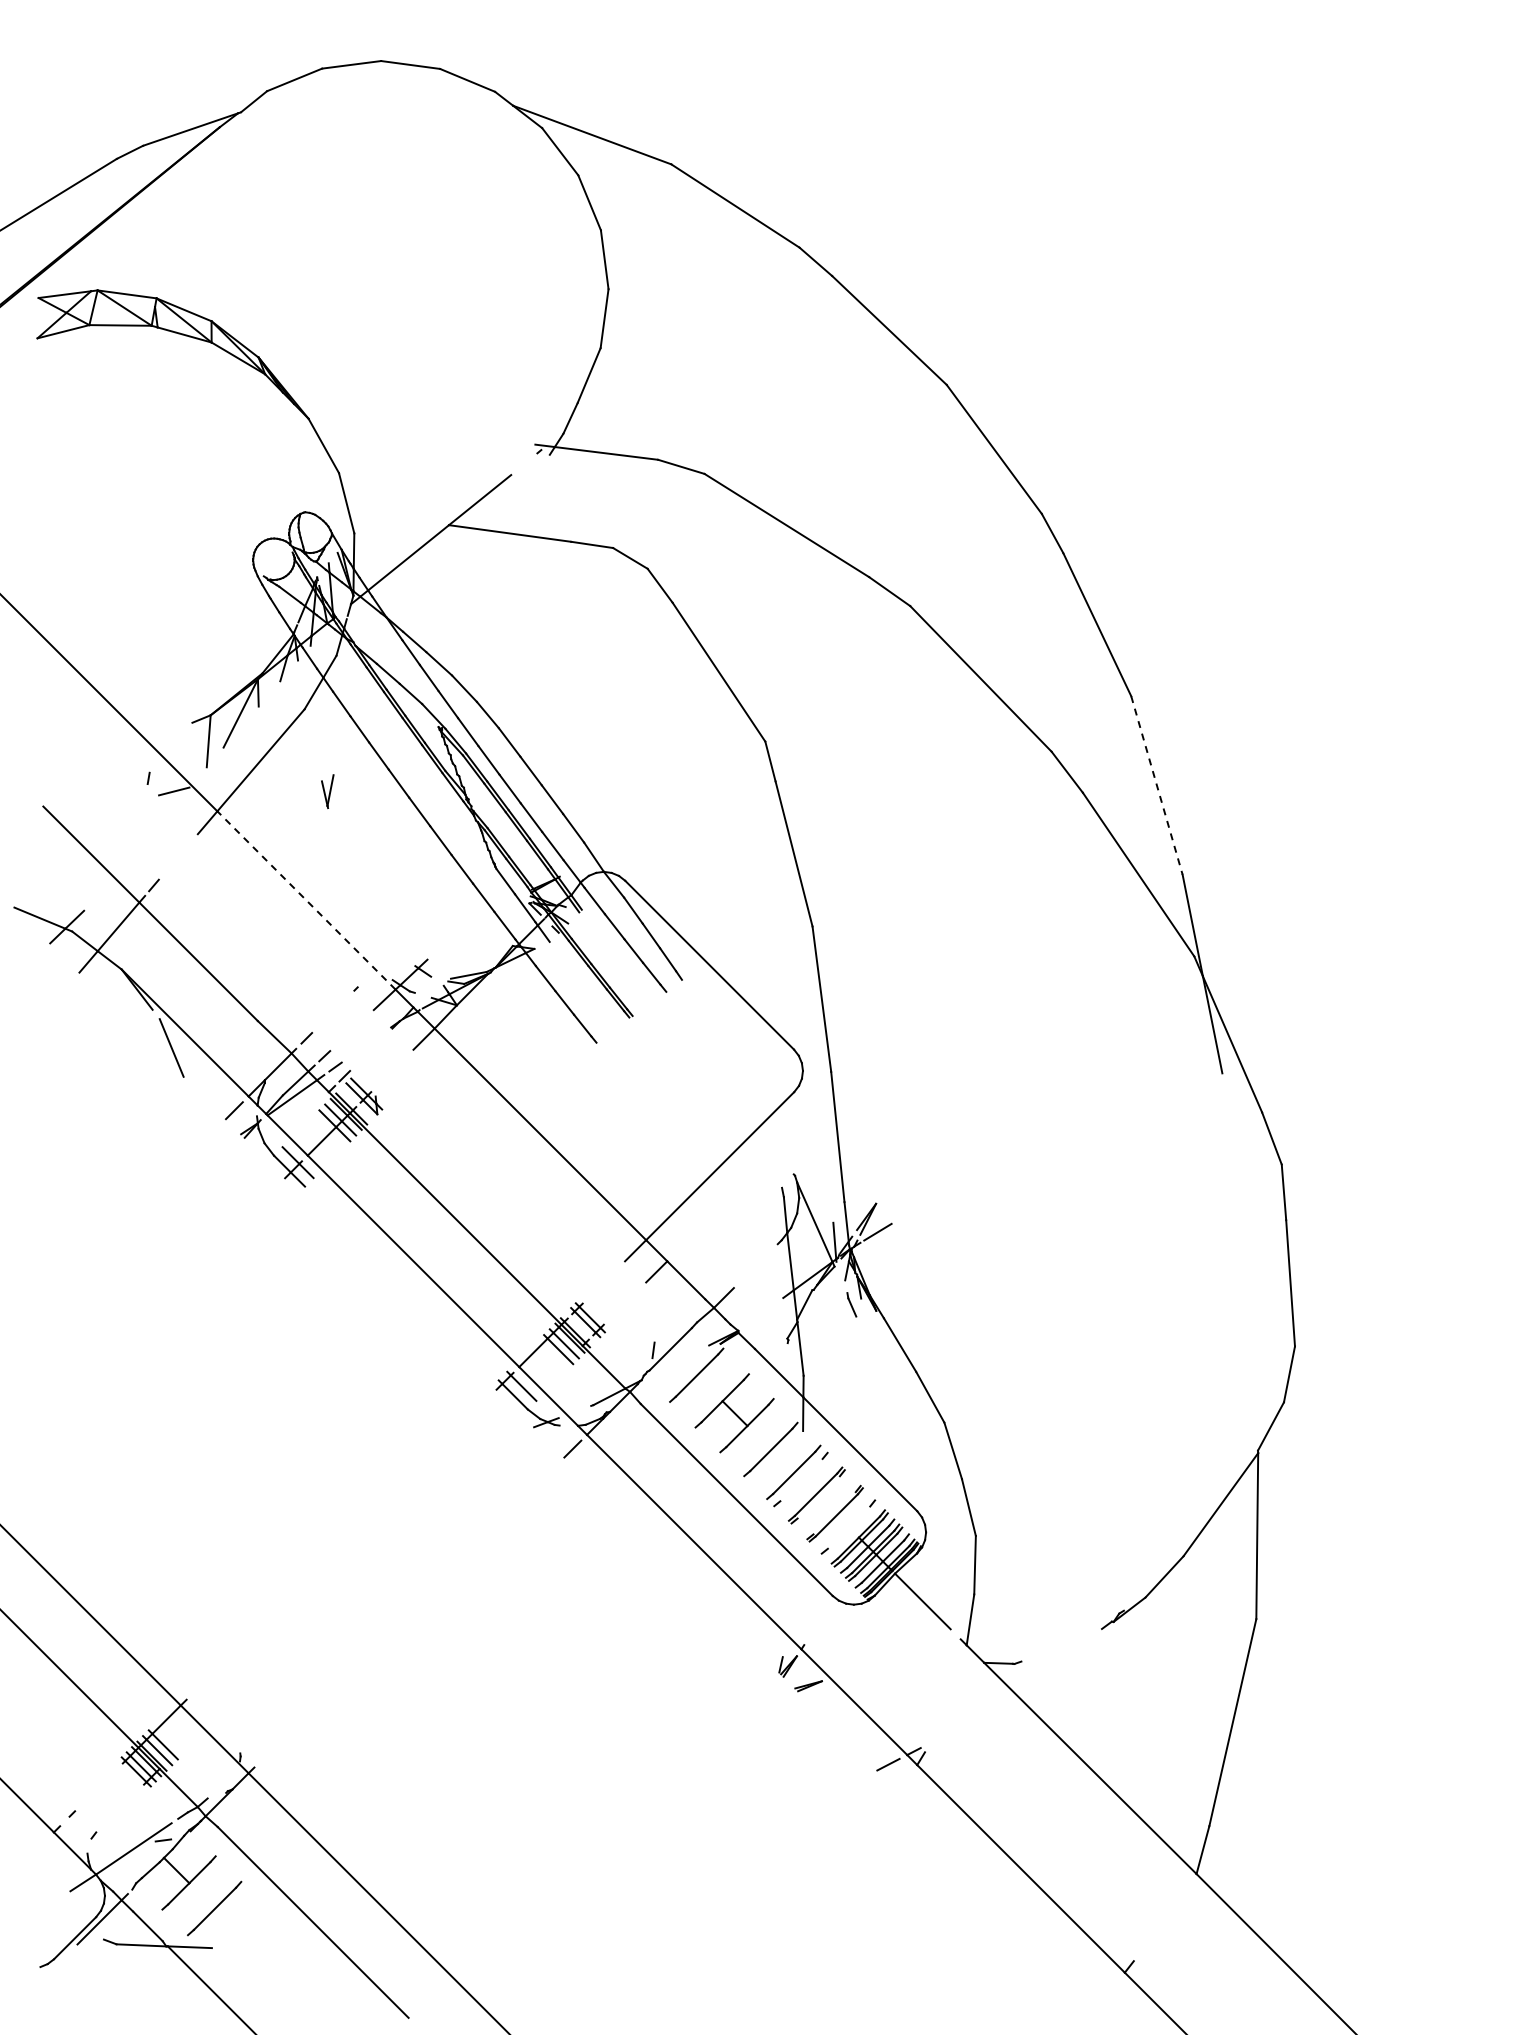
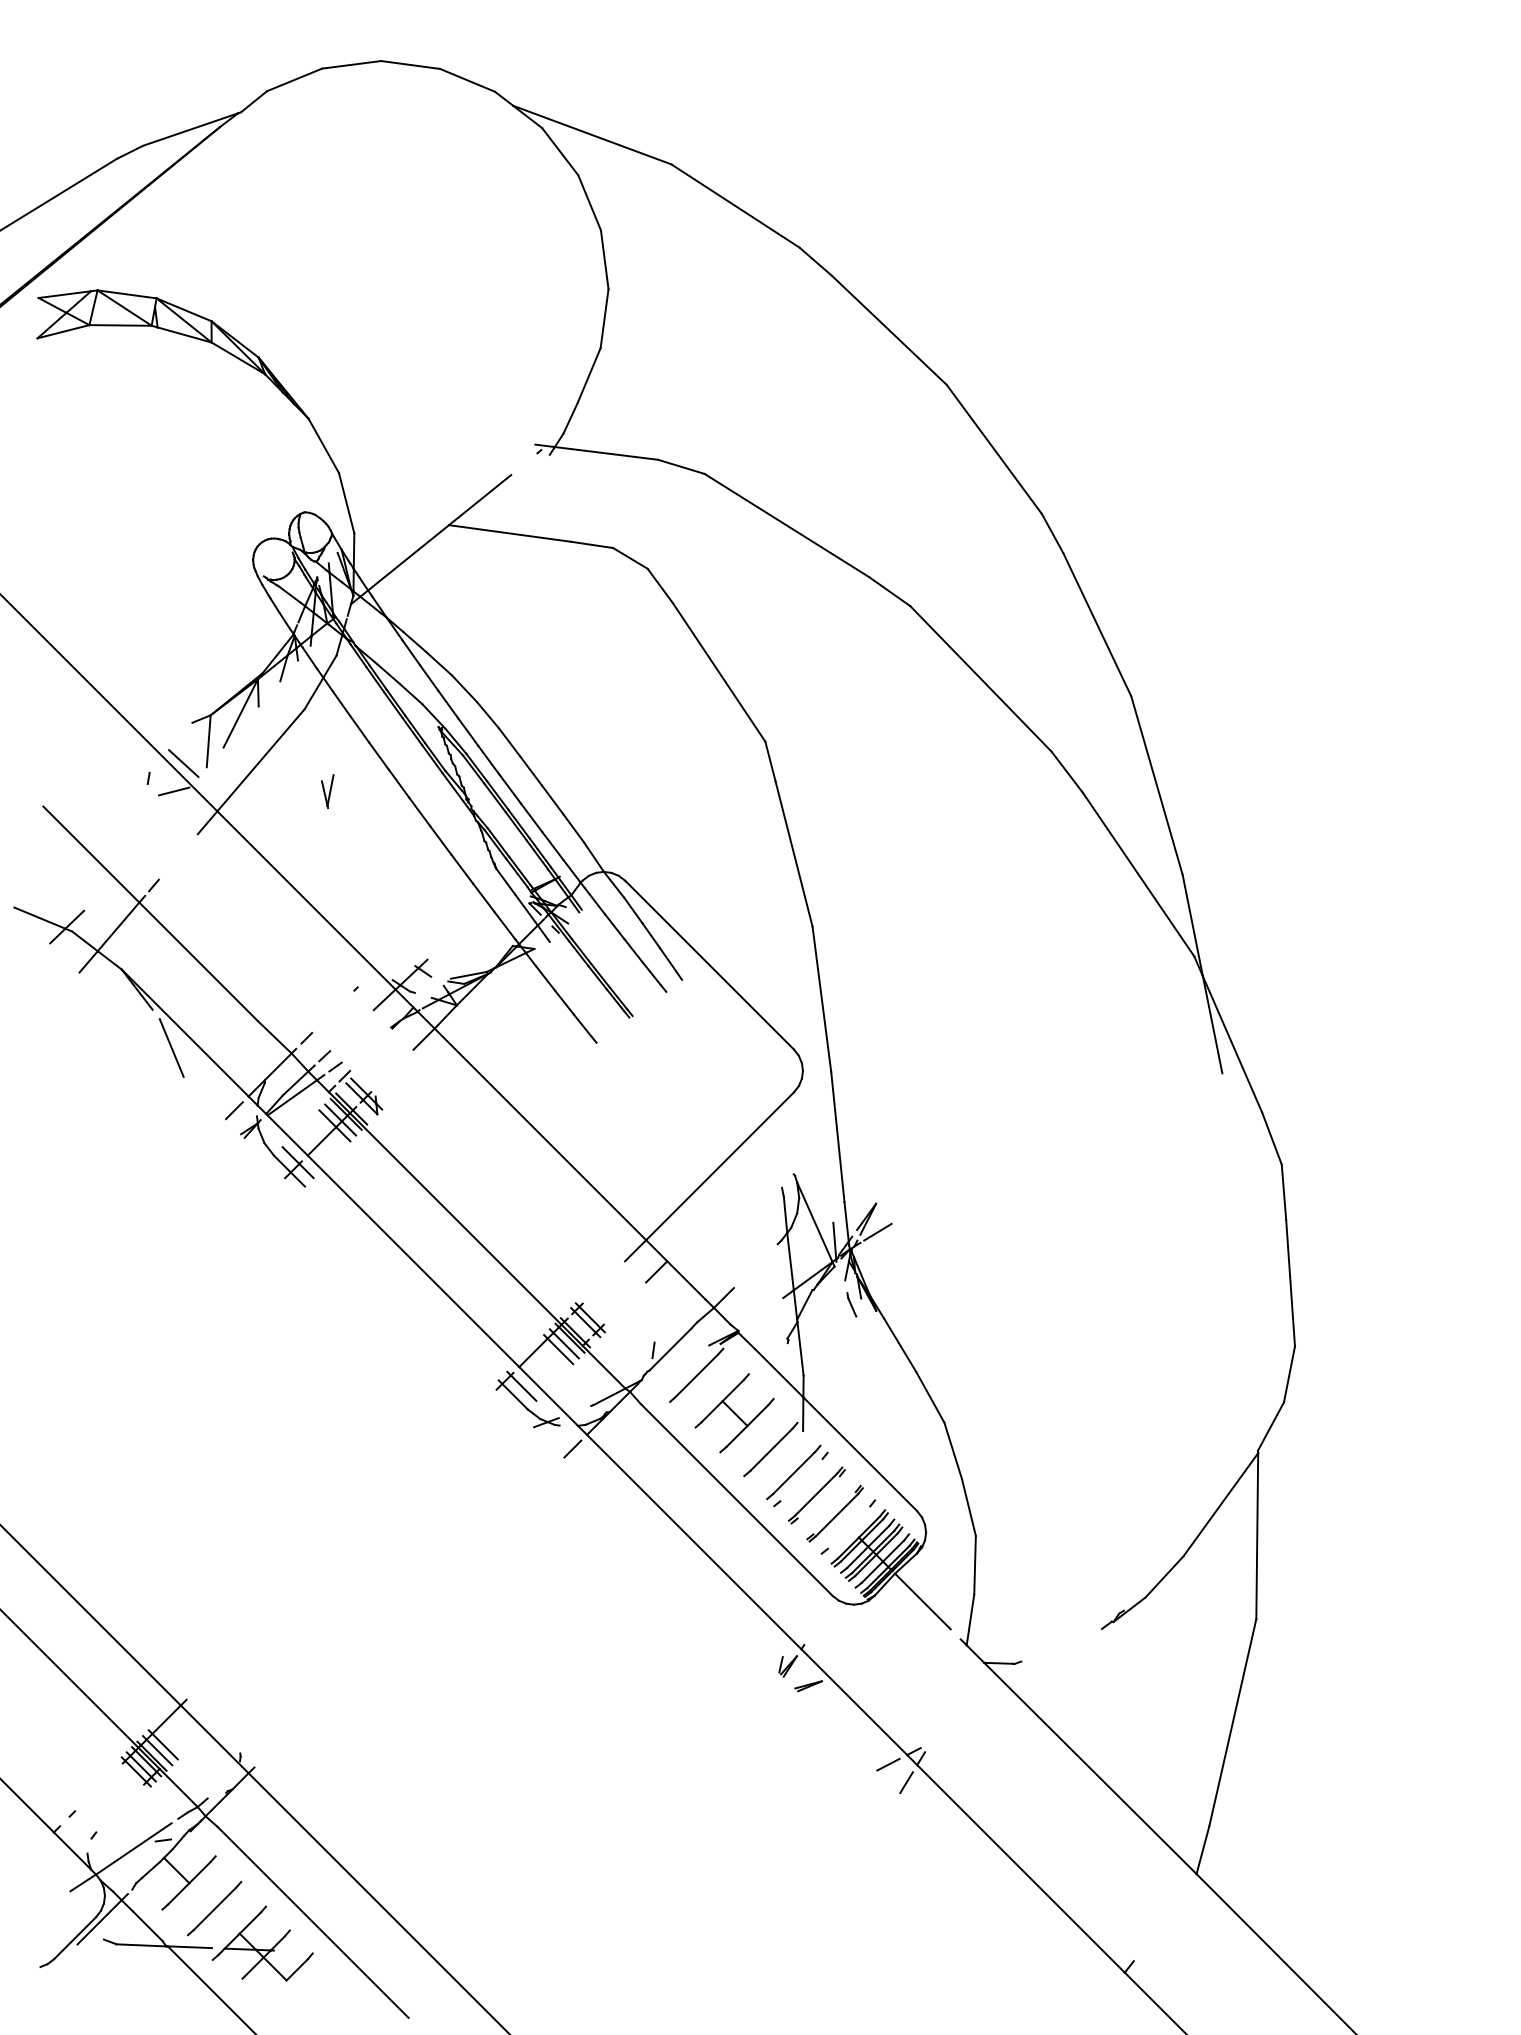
line: none -> present (183, 763)
line: dashed -> solid (1156, 785)
line: dashed -> solid (306, 900)
line: none -> present (906, 1782)
part: none -> present (262, 1943)
